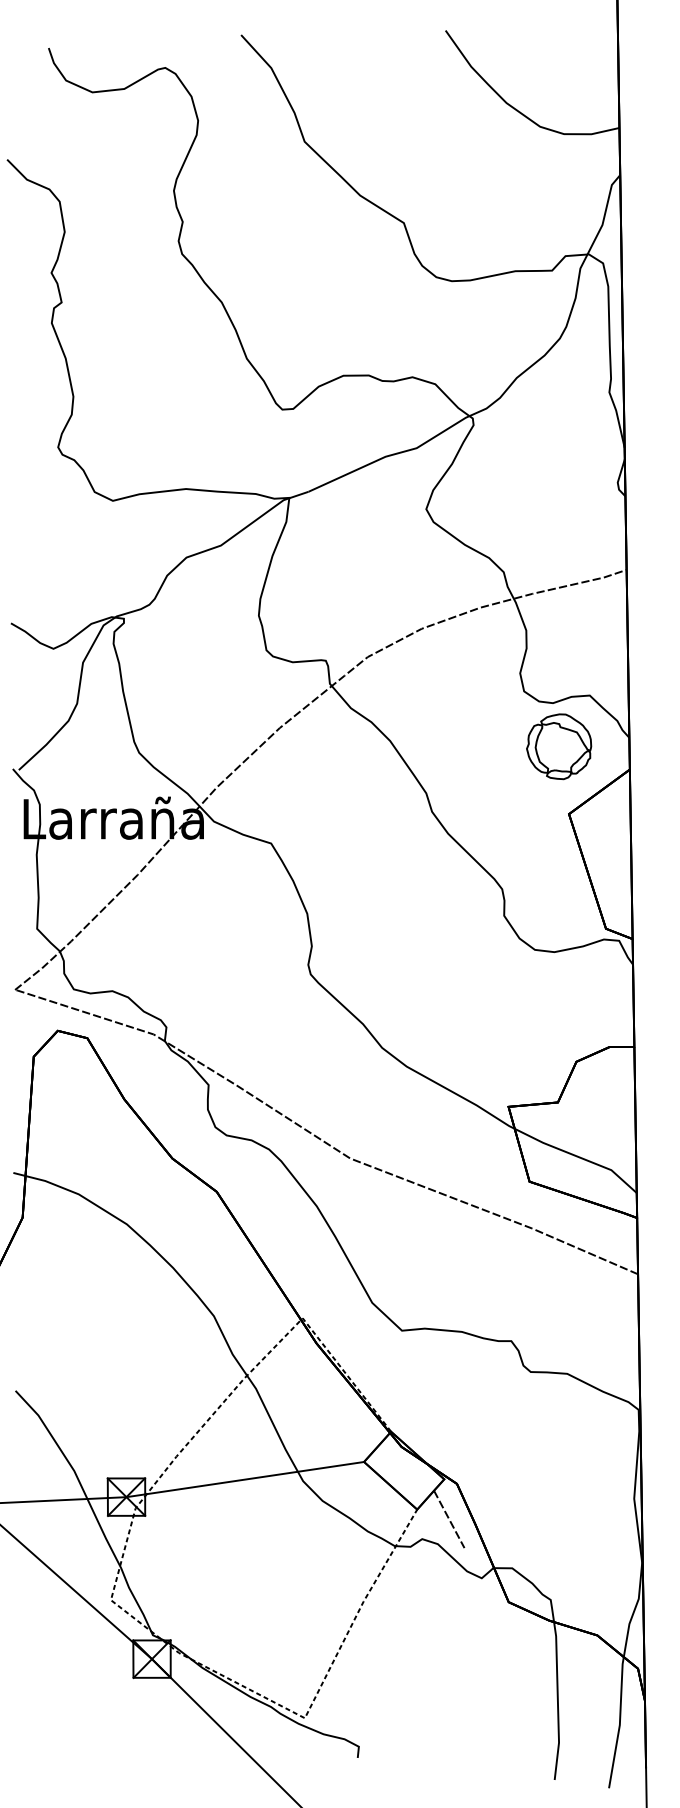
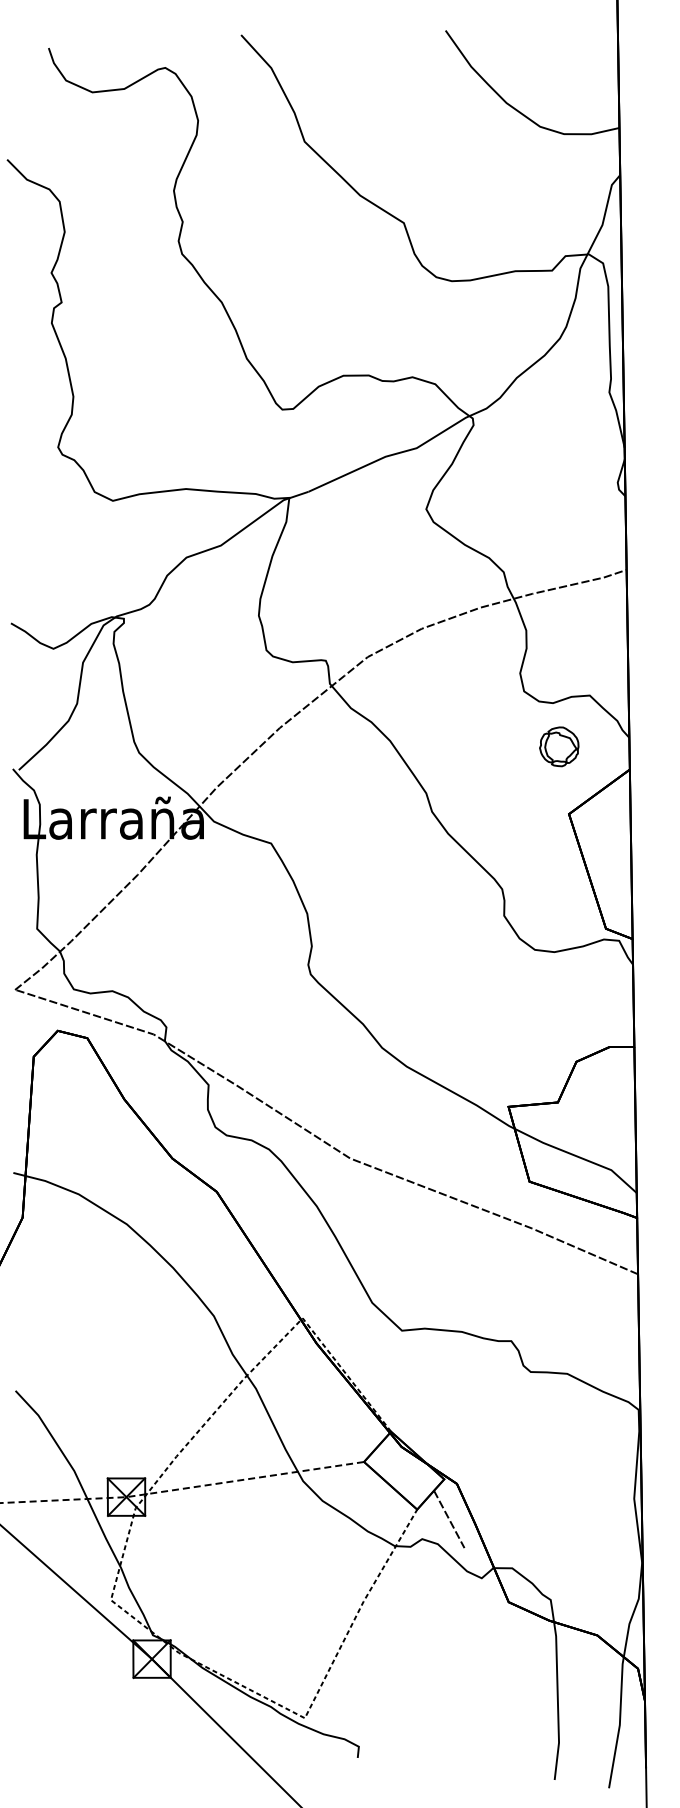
part size: 67x68 px -> 41x42 px (559, 746)
line: solid -> dashed (182, 1488)
